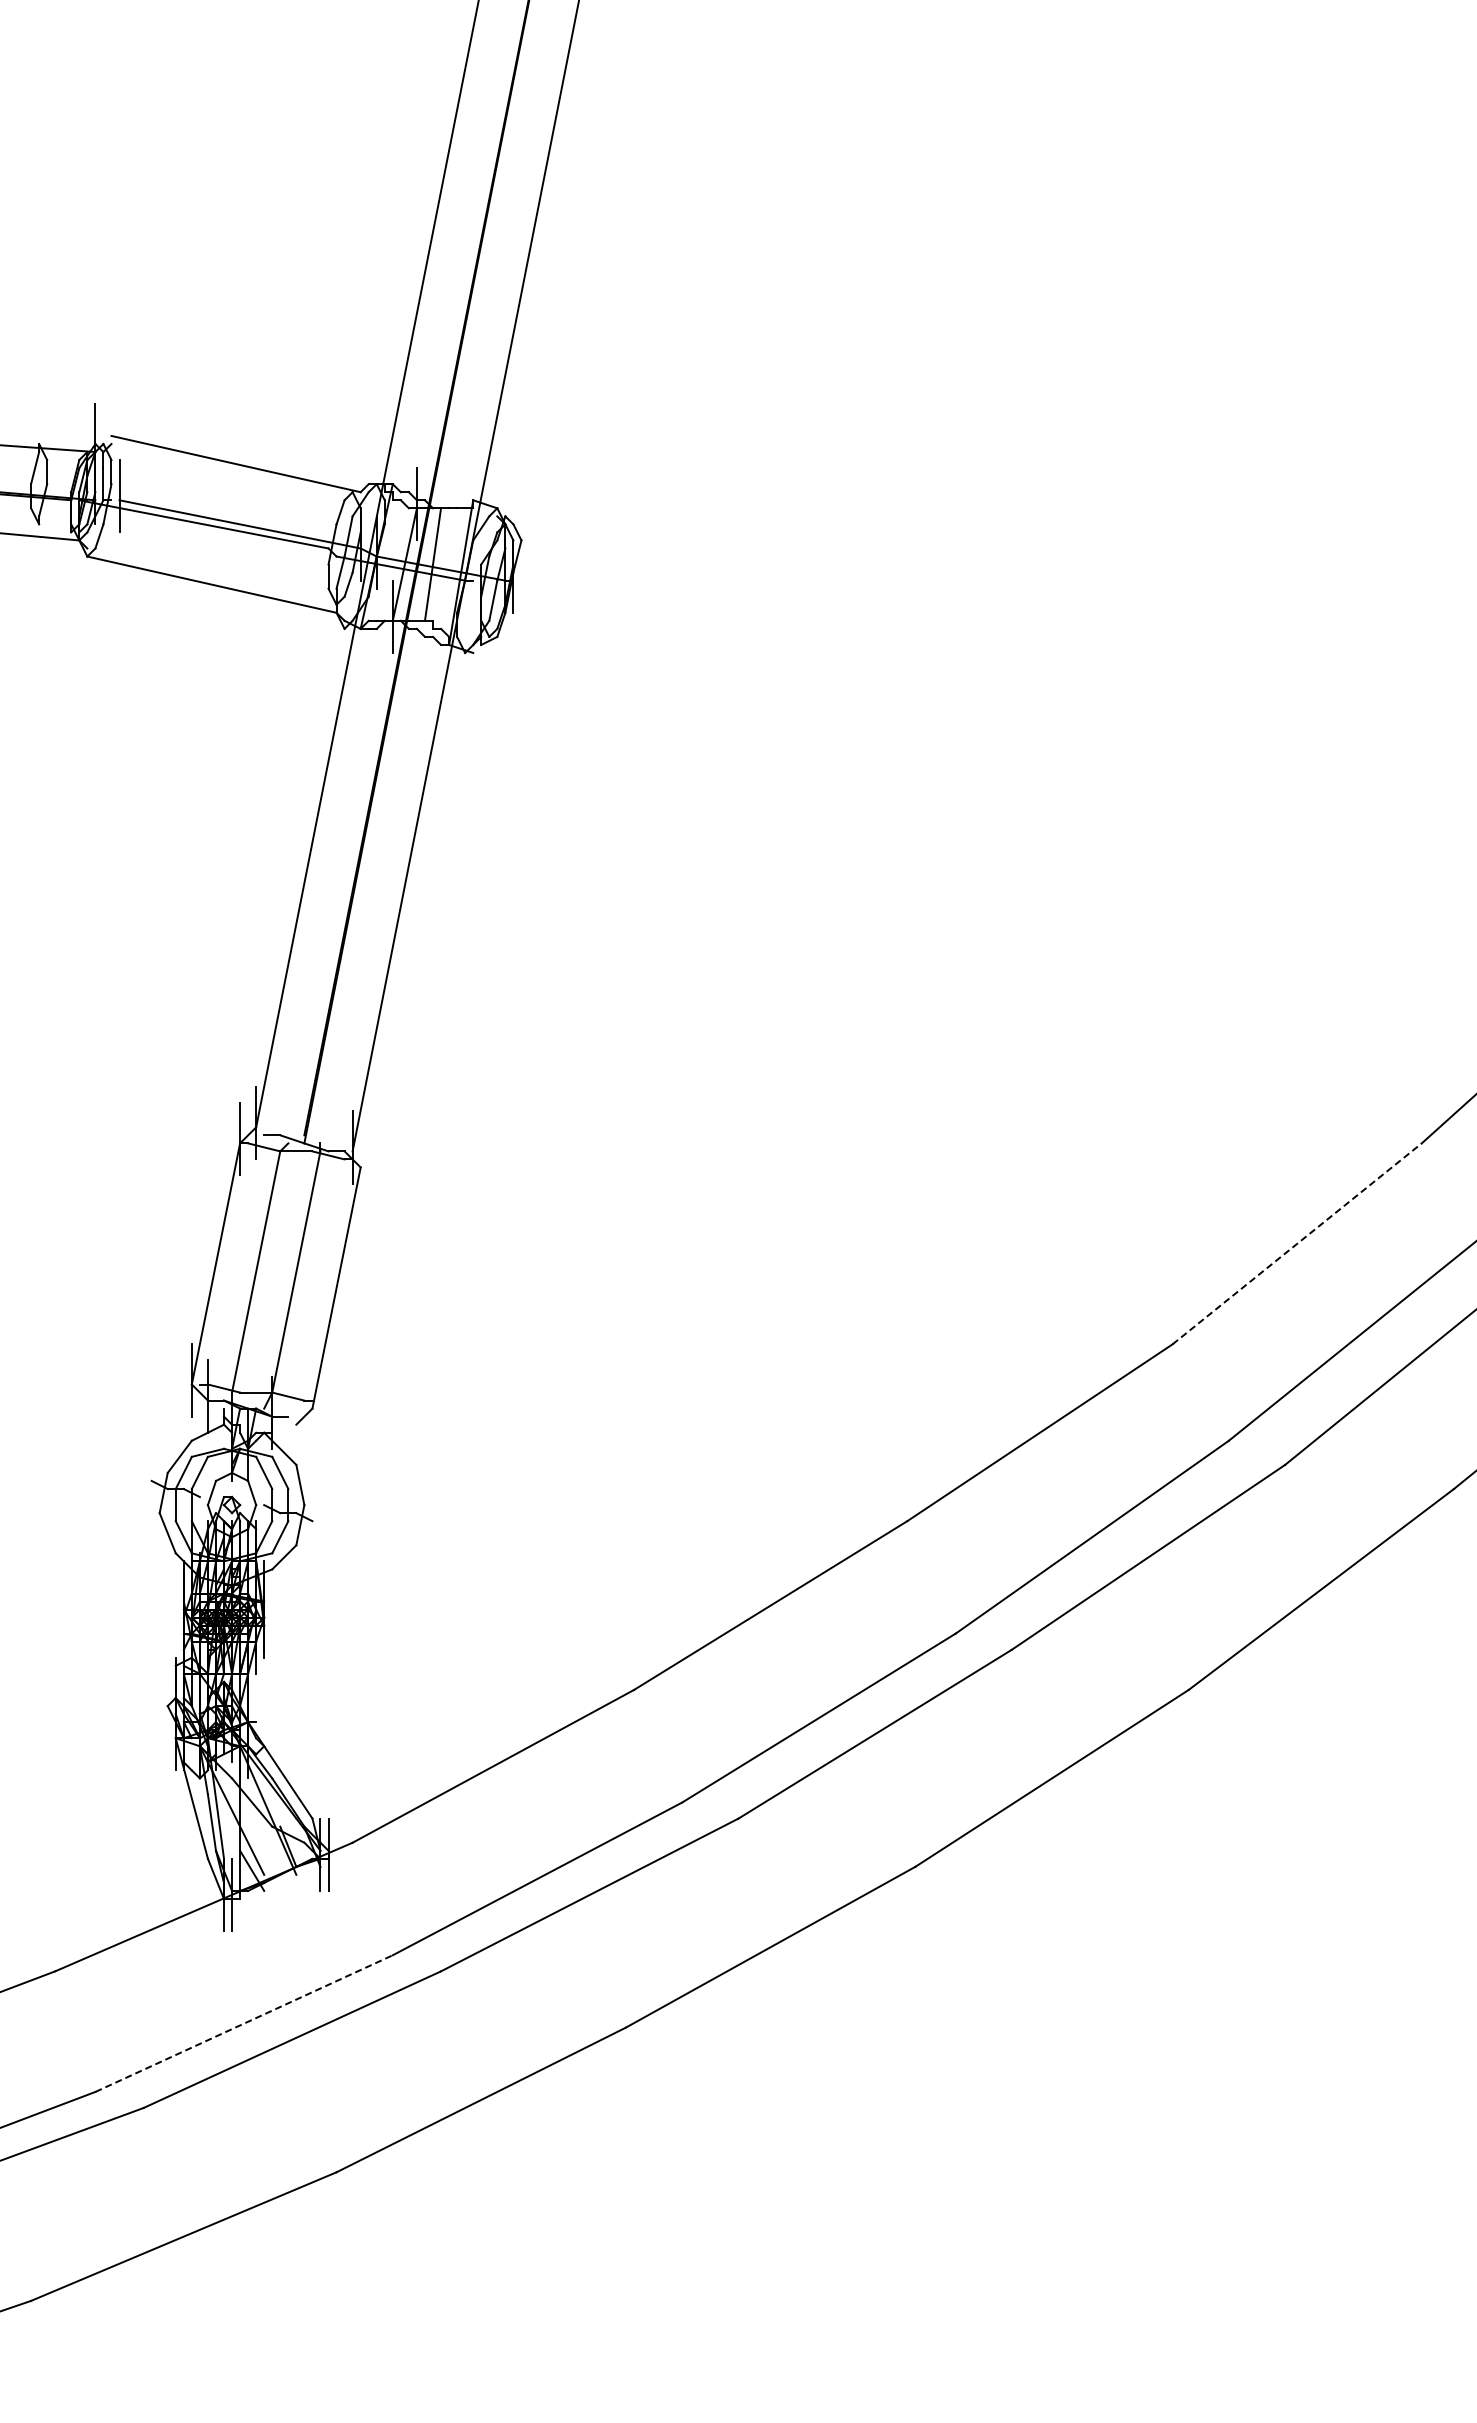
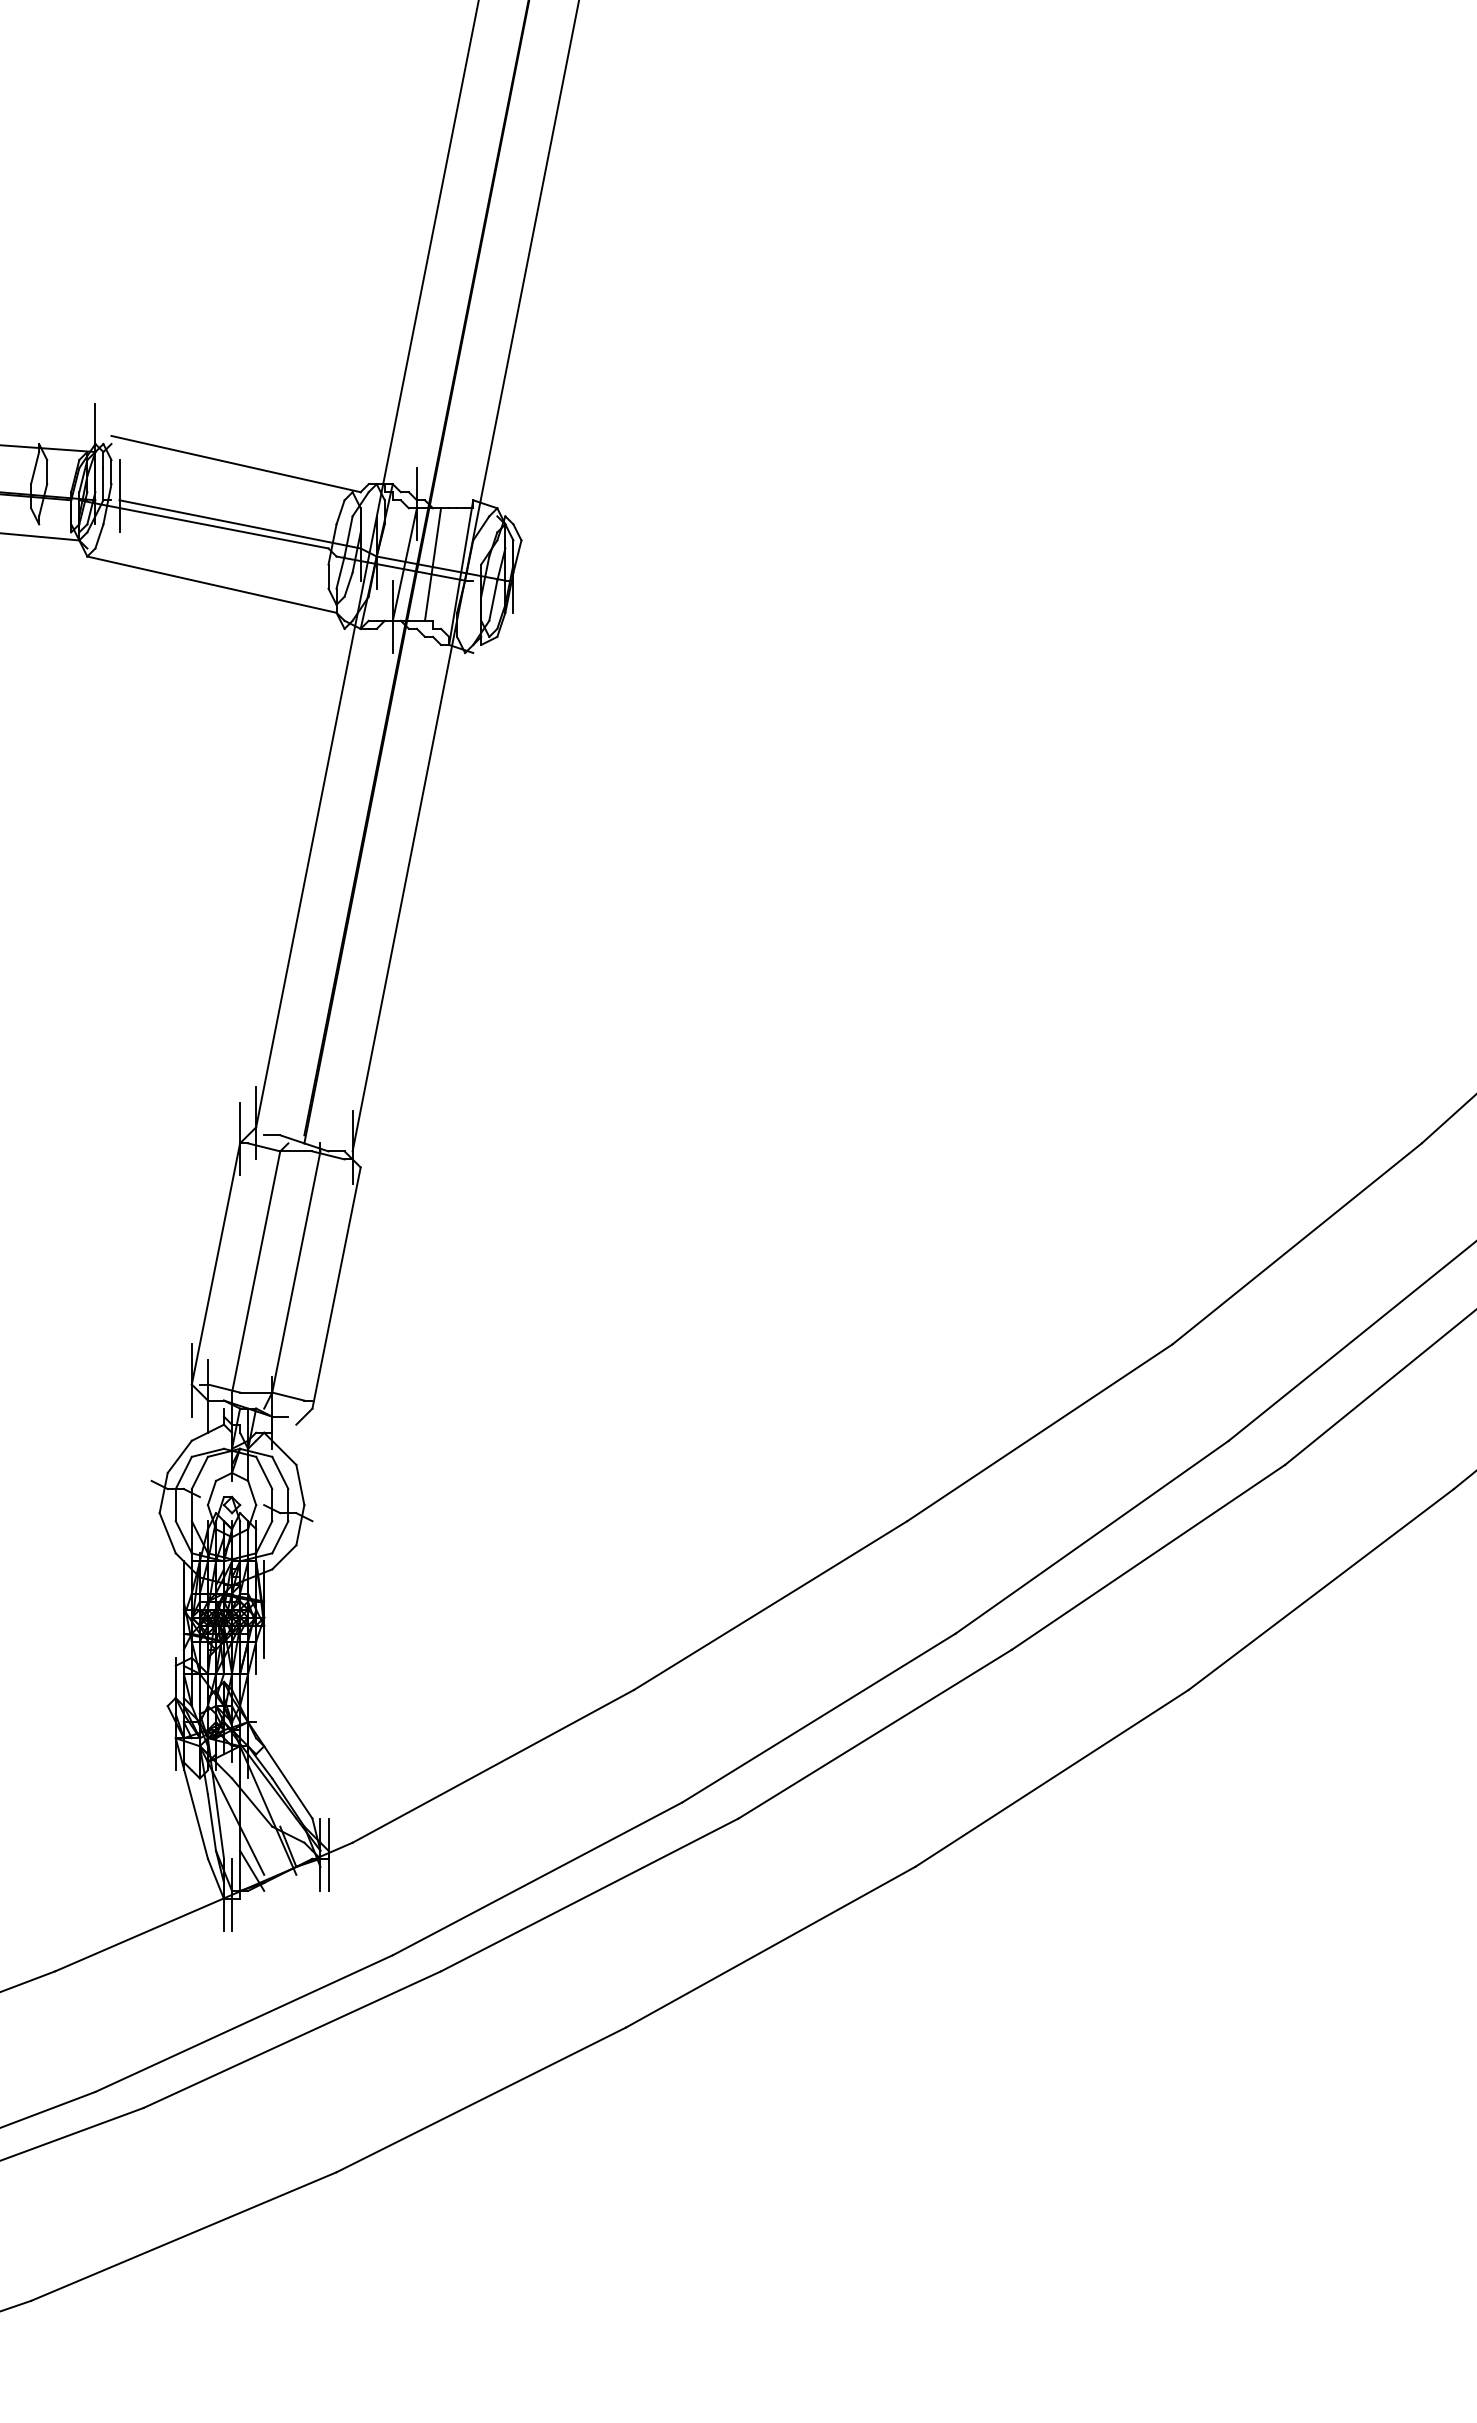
line: dashed -> solid (1297, 1243)
line: dashed -> solid (244, 2023)
